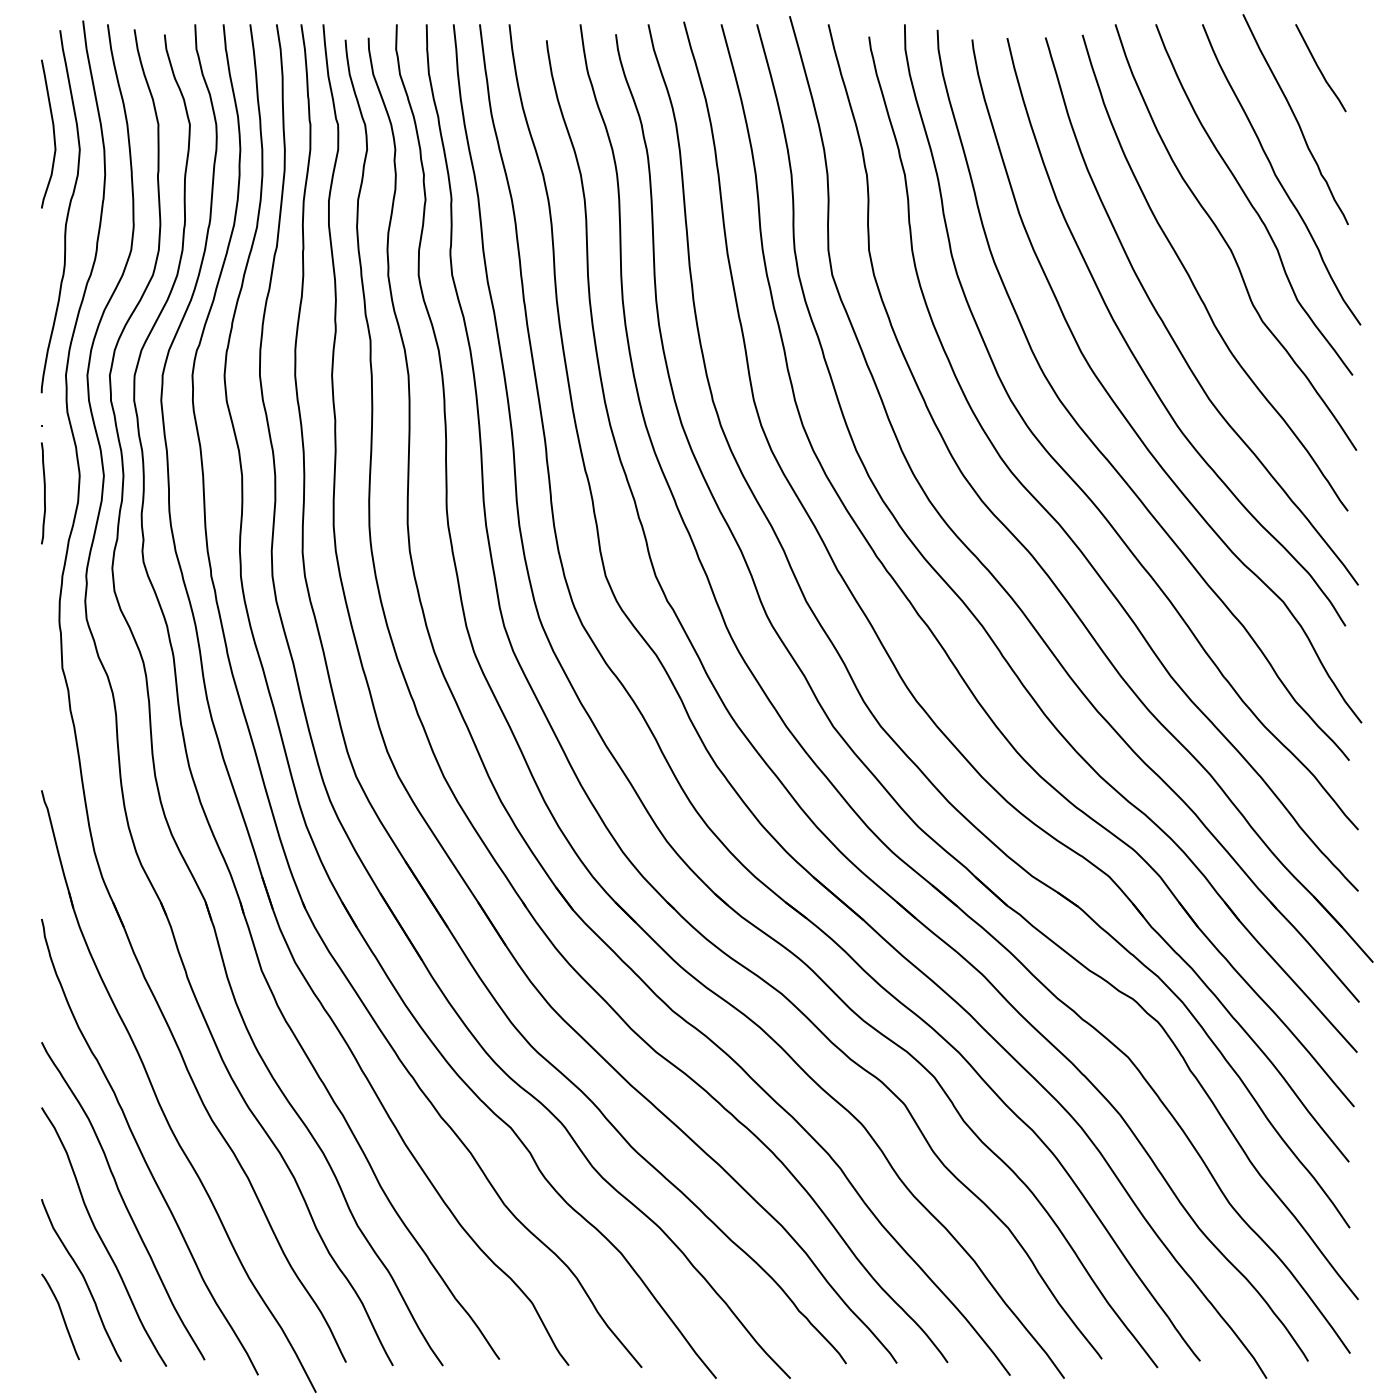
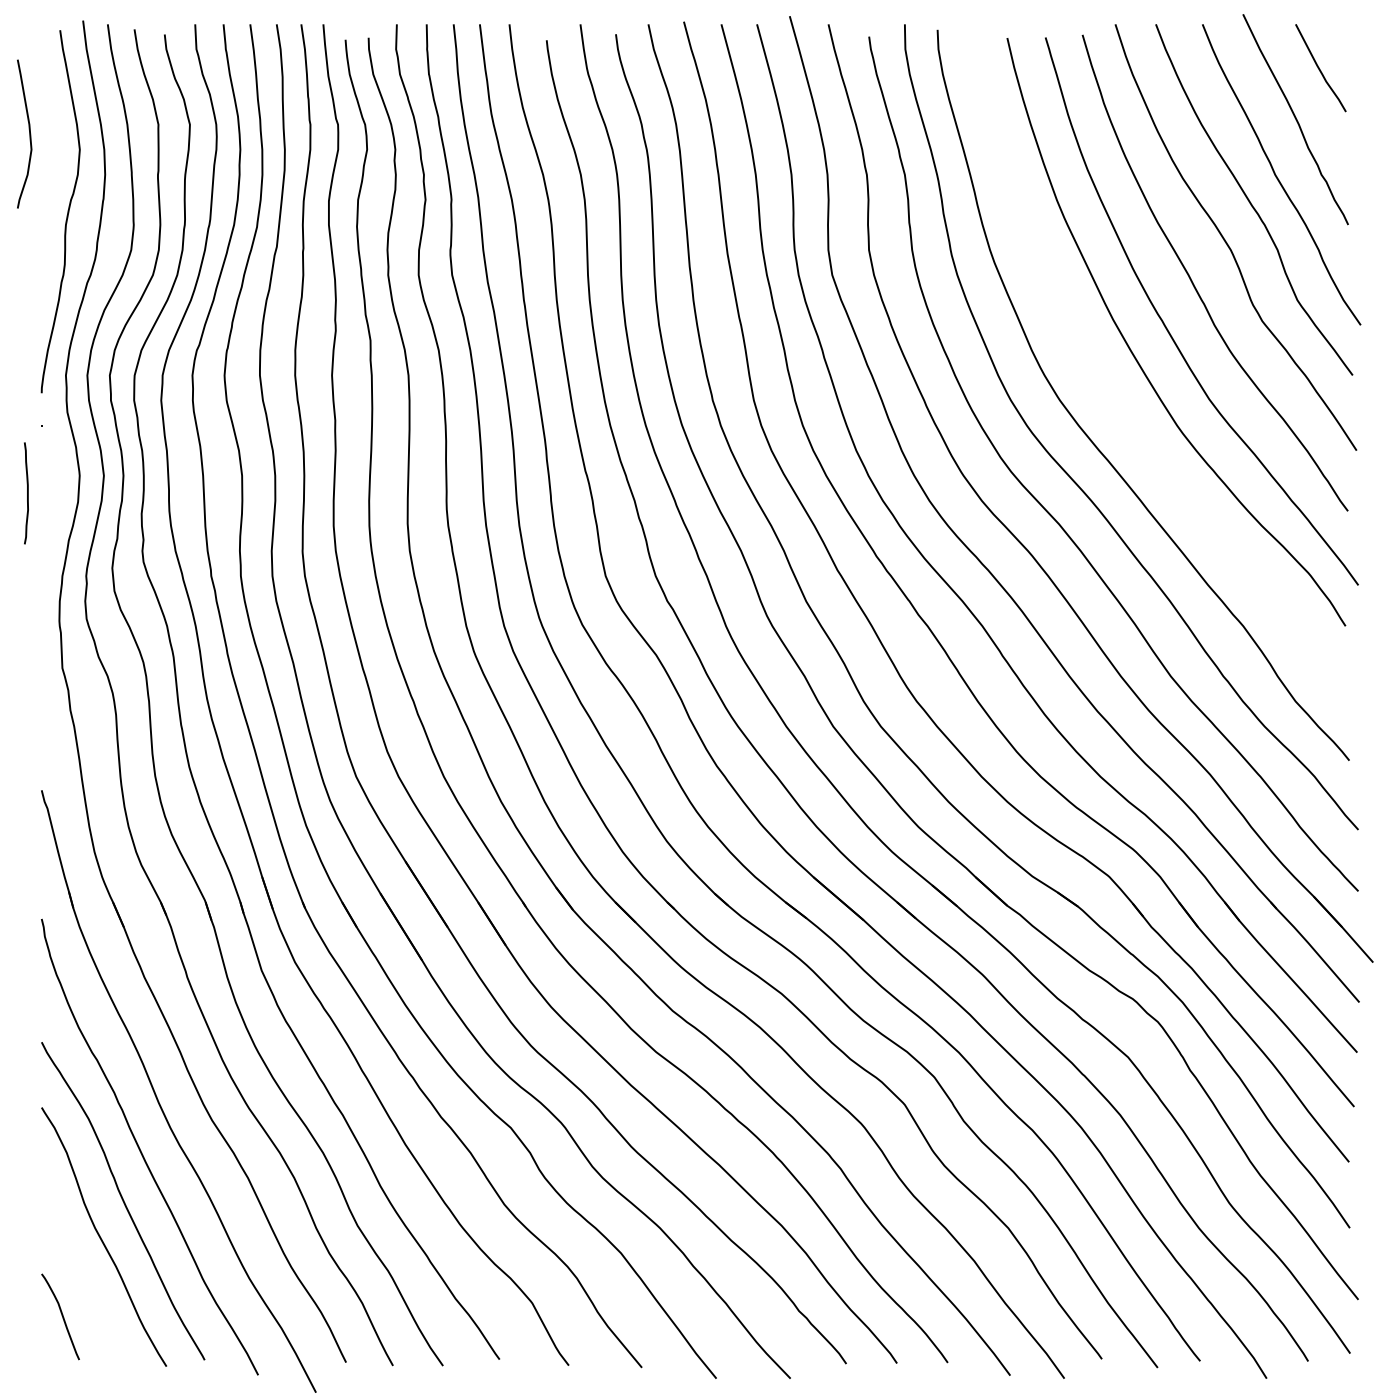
curve position: (53, 133) -> (29, 133) (29, 133)
curve: present -> none (1123, 413)
curve position: (44, 493) -> (27, 493) (27, 493)
curve: present -> none (83, 1279)
